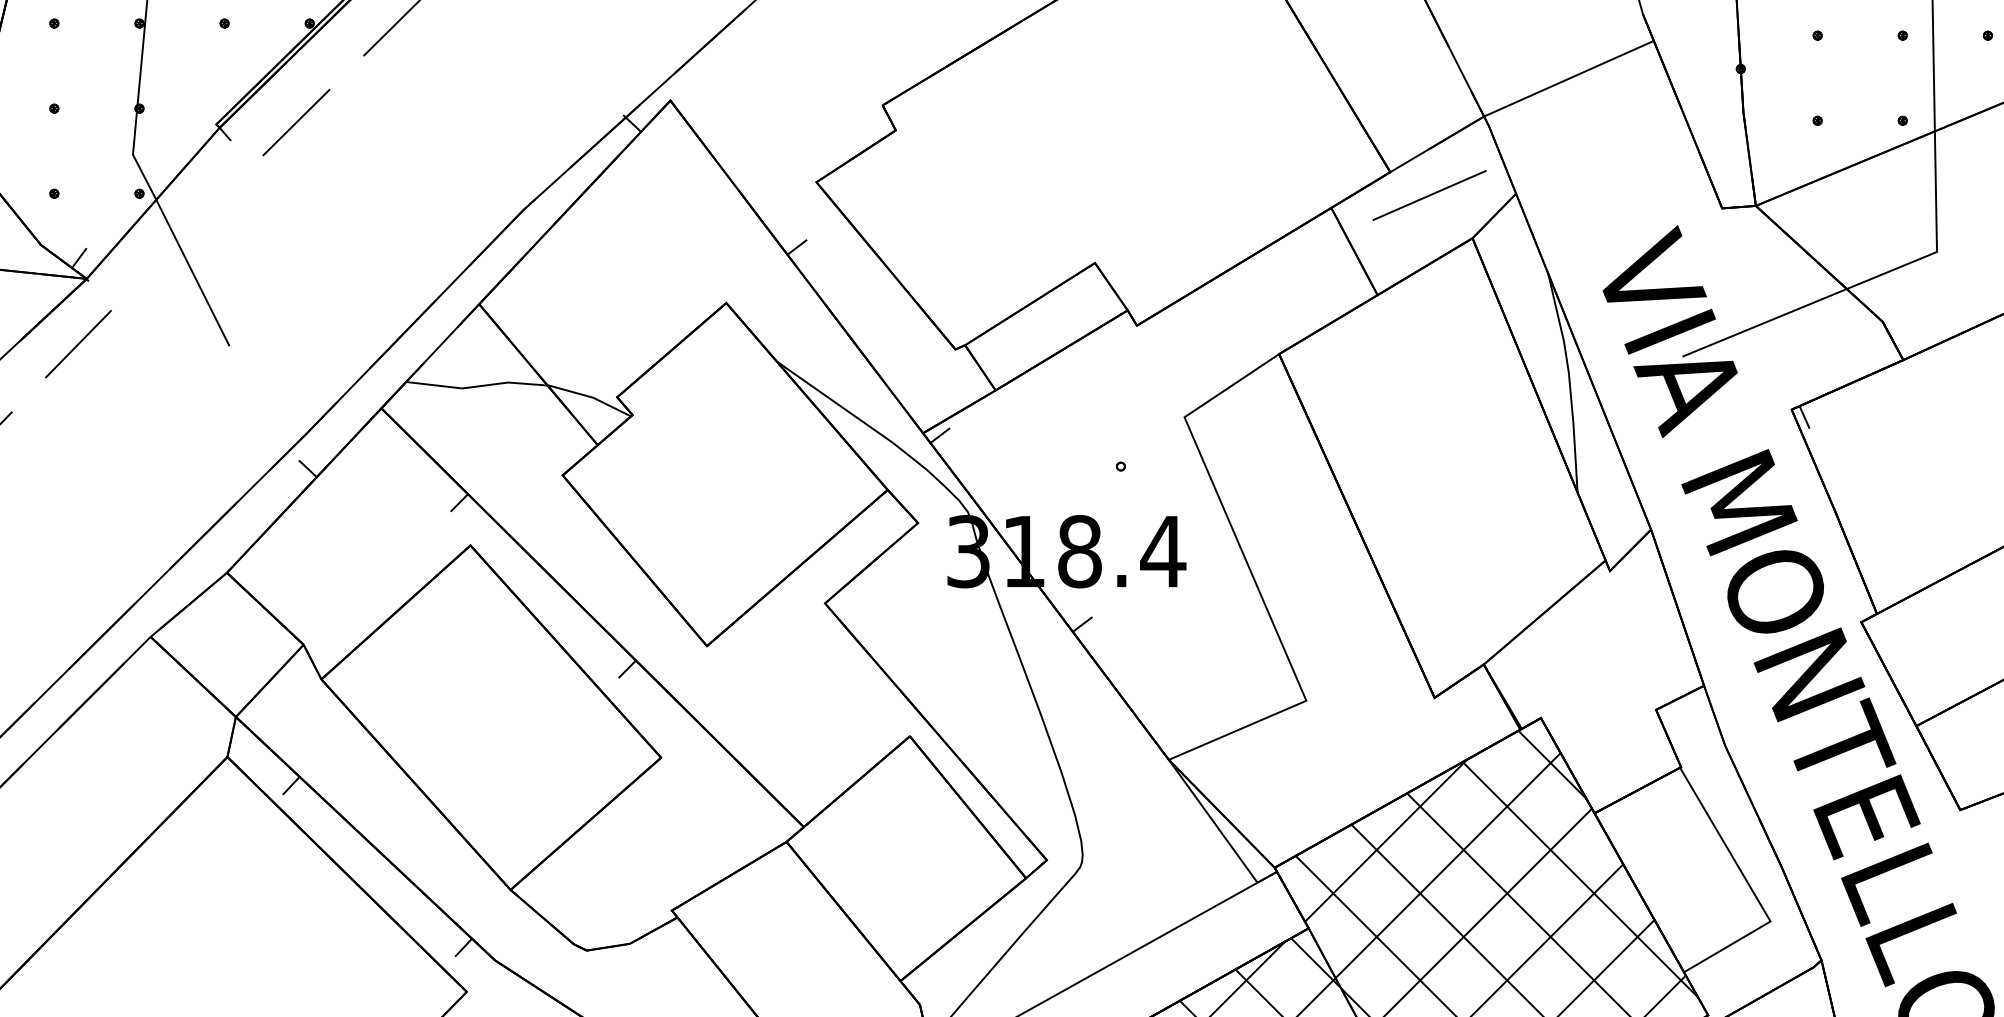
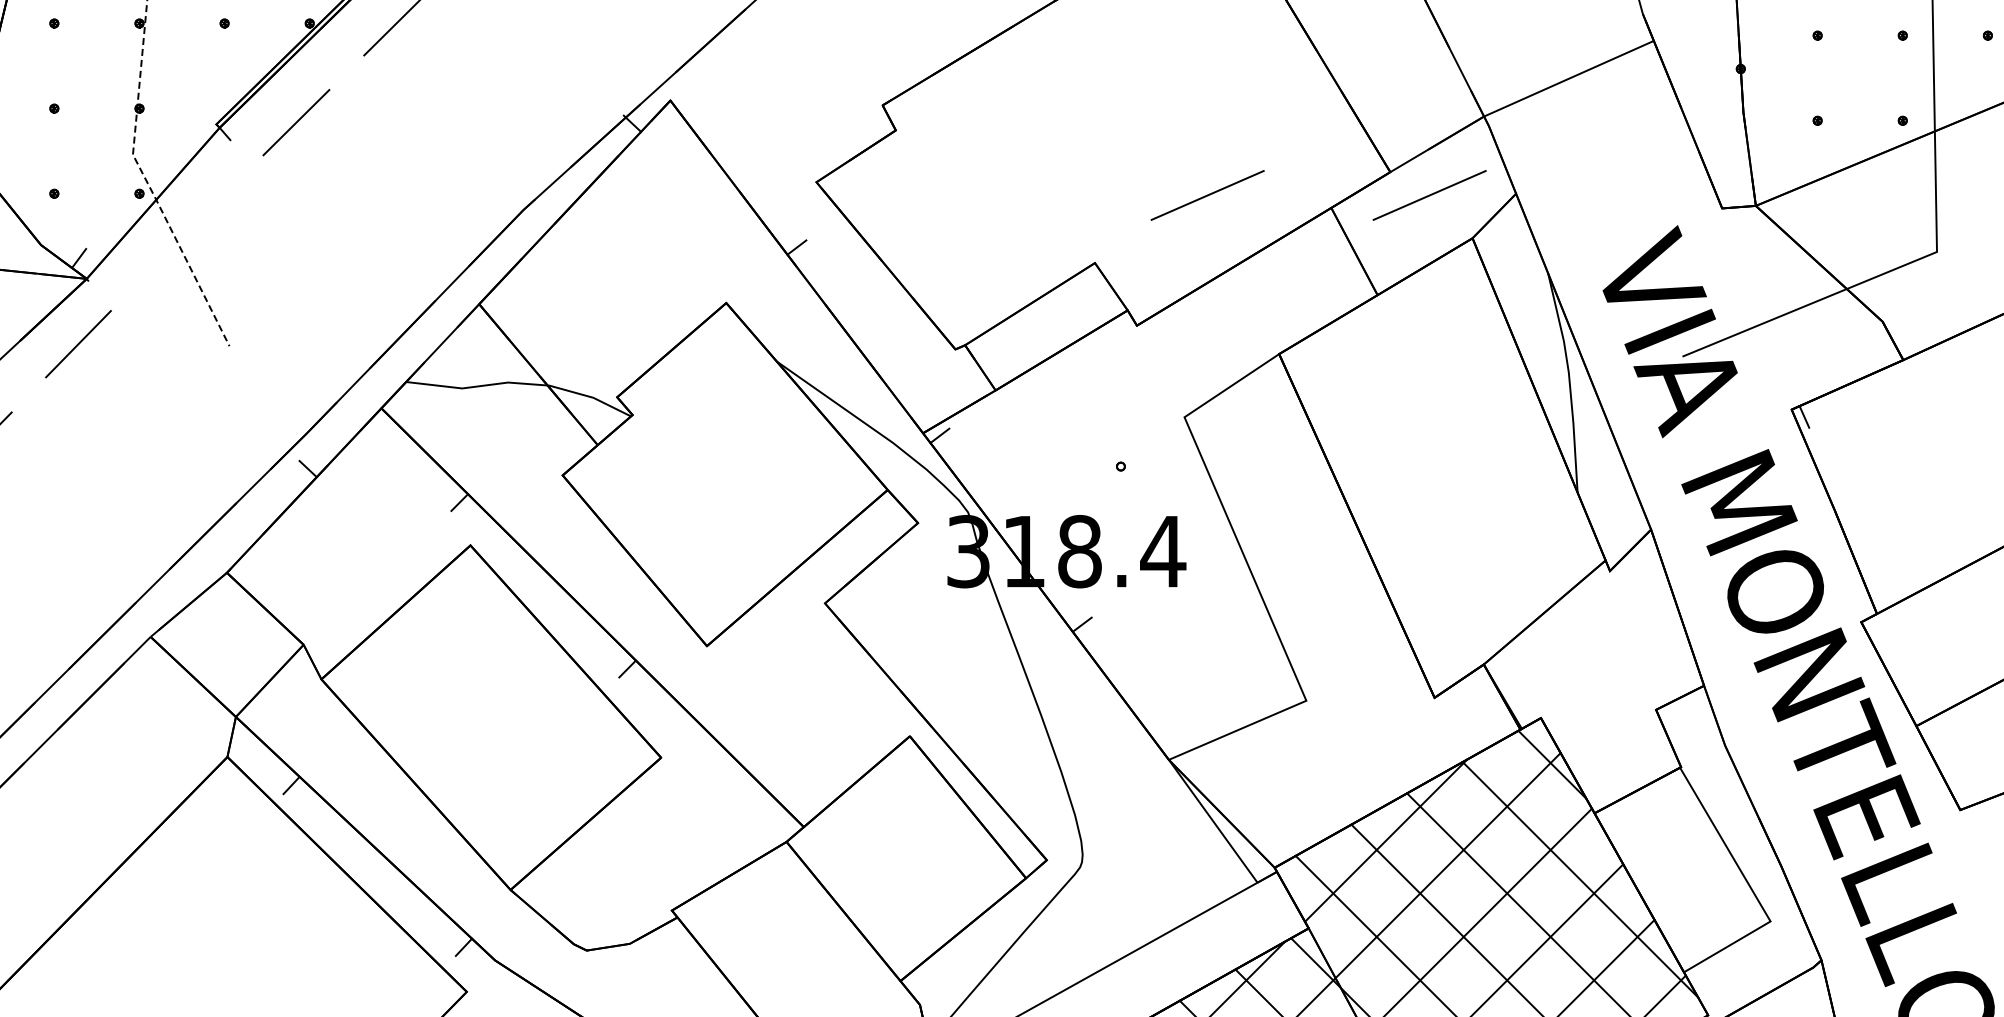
line: solid -> dashed (146, 181)
line: none -> present (1207, 195)
